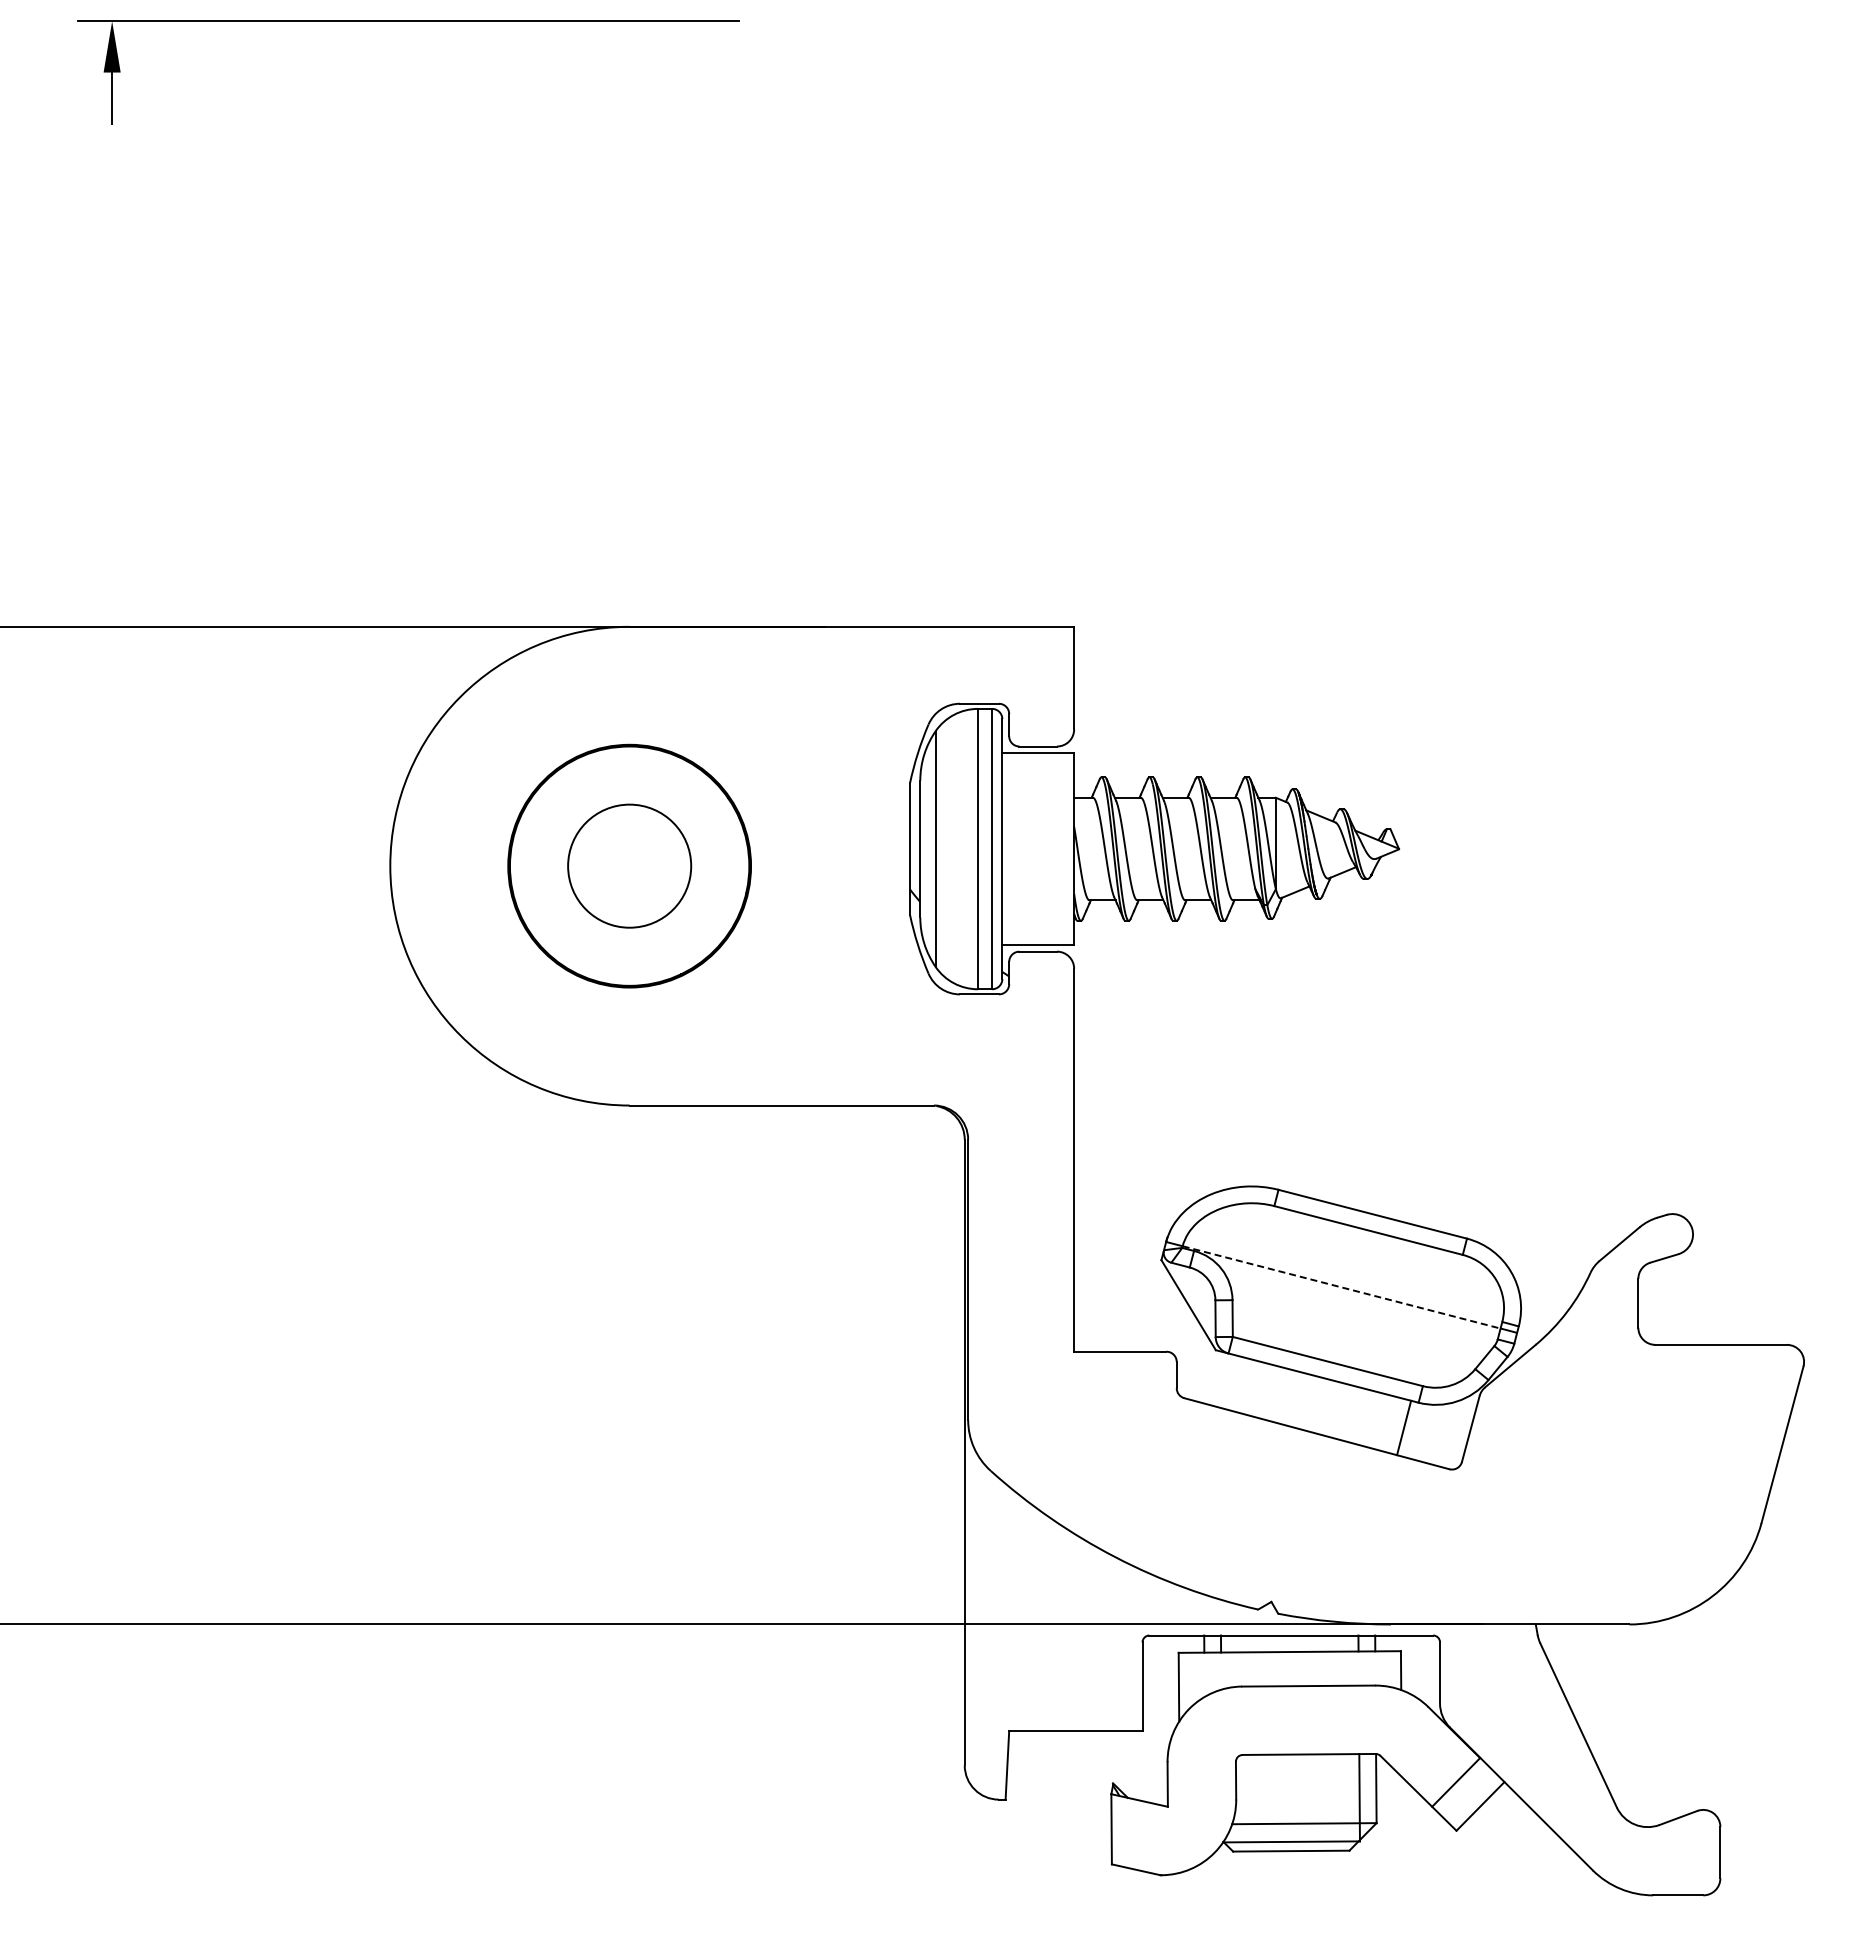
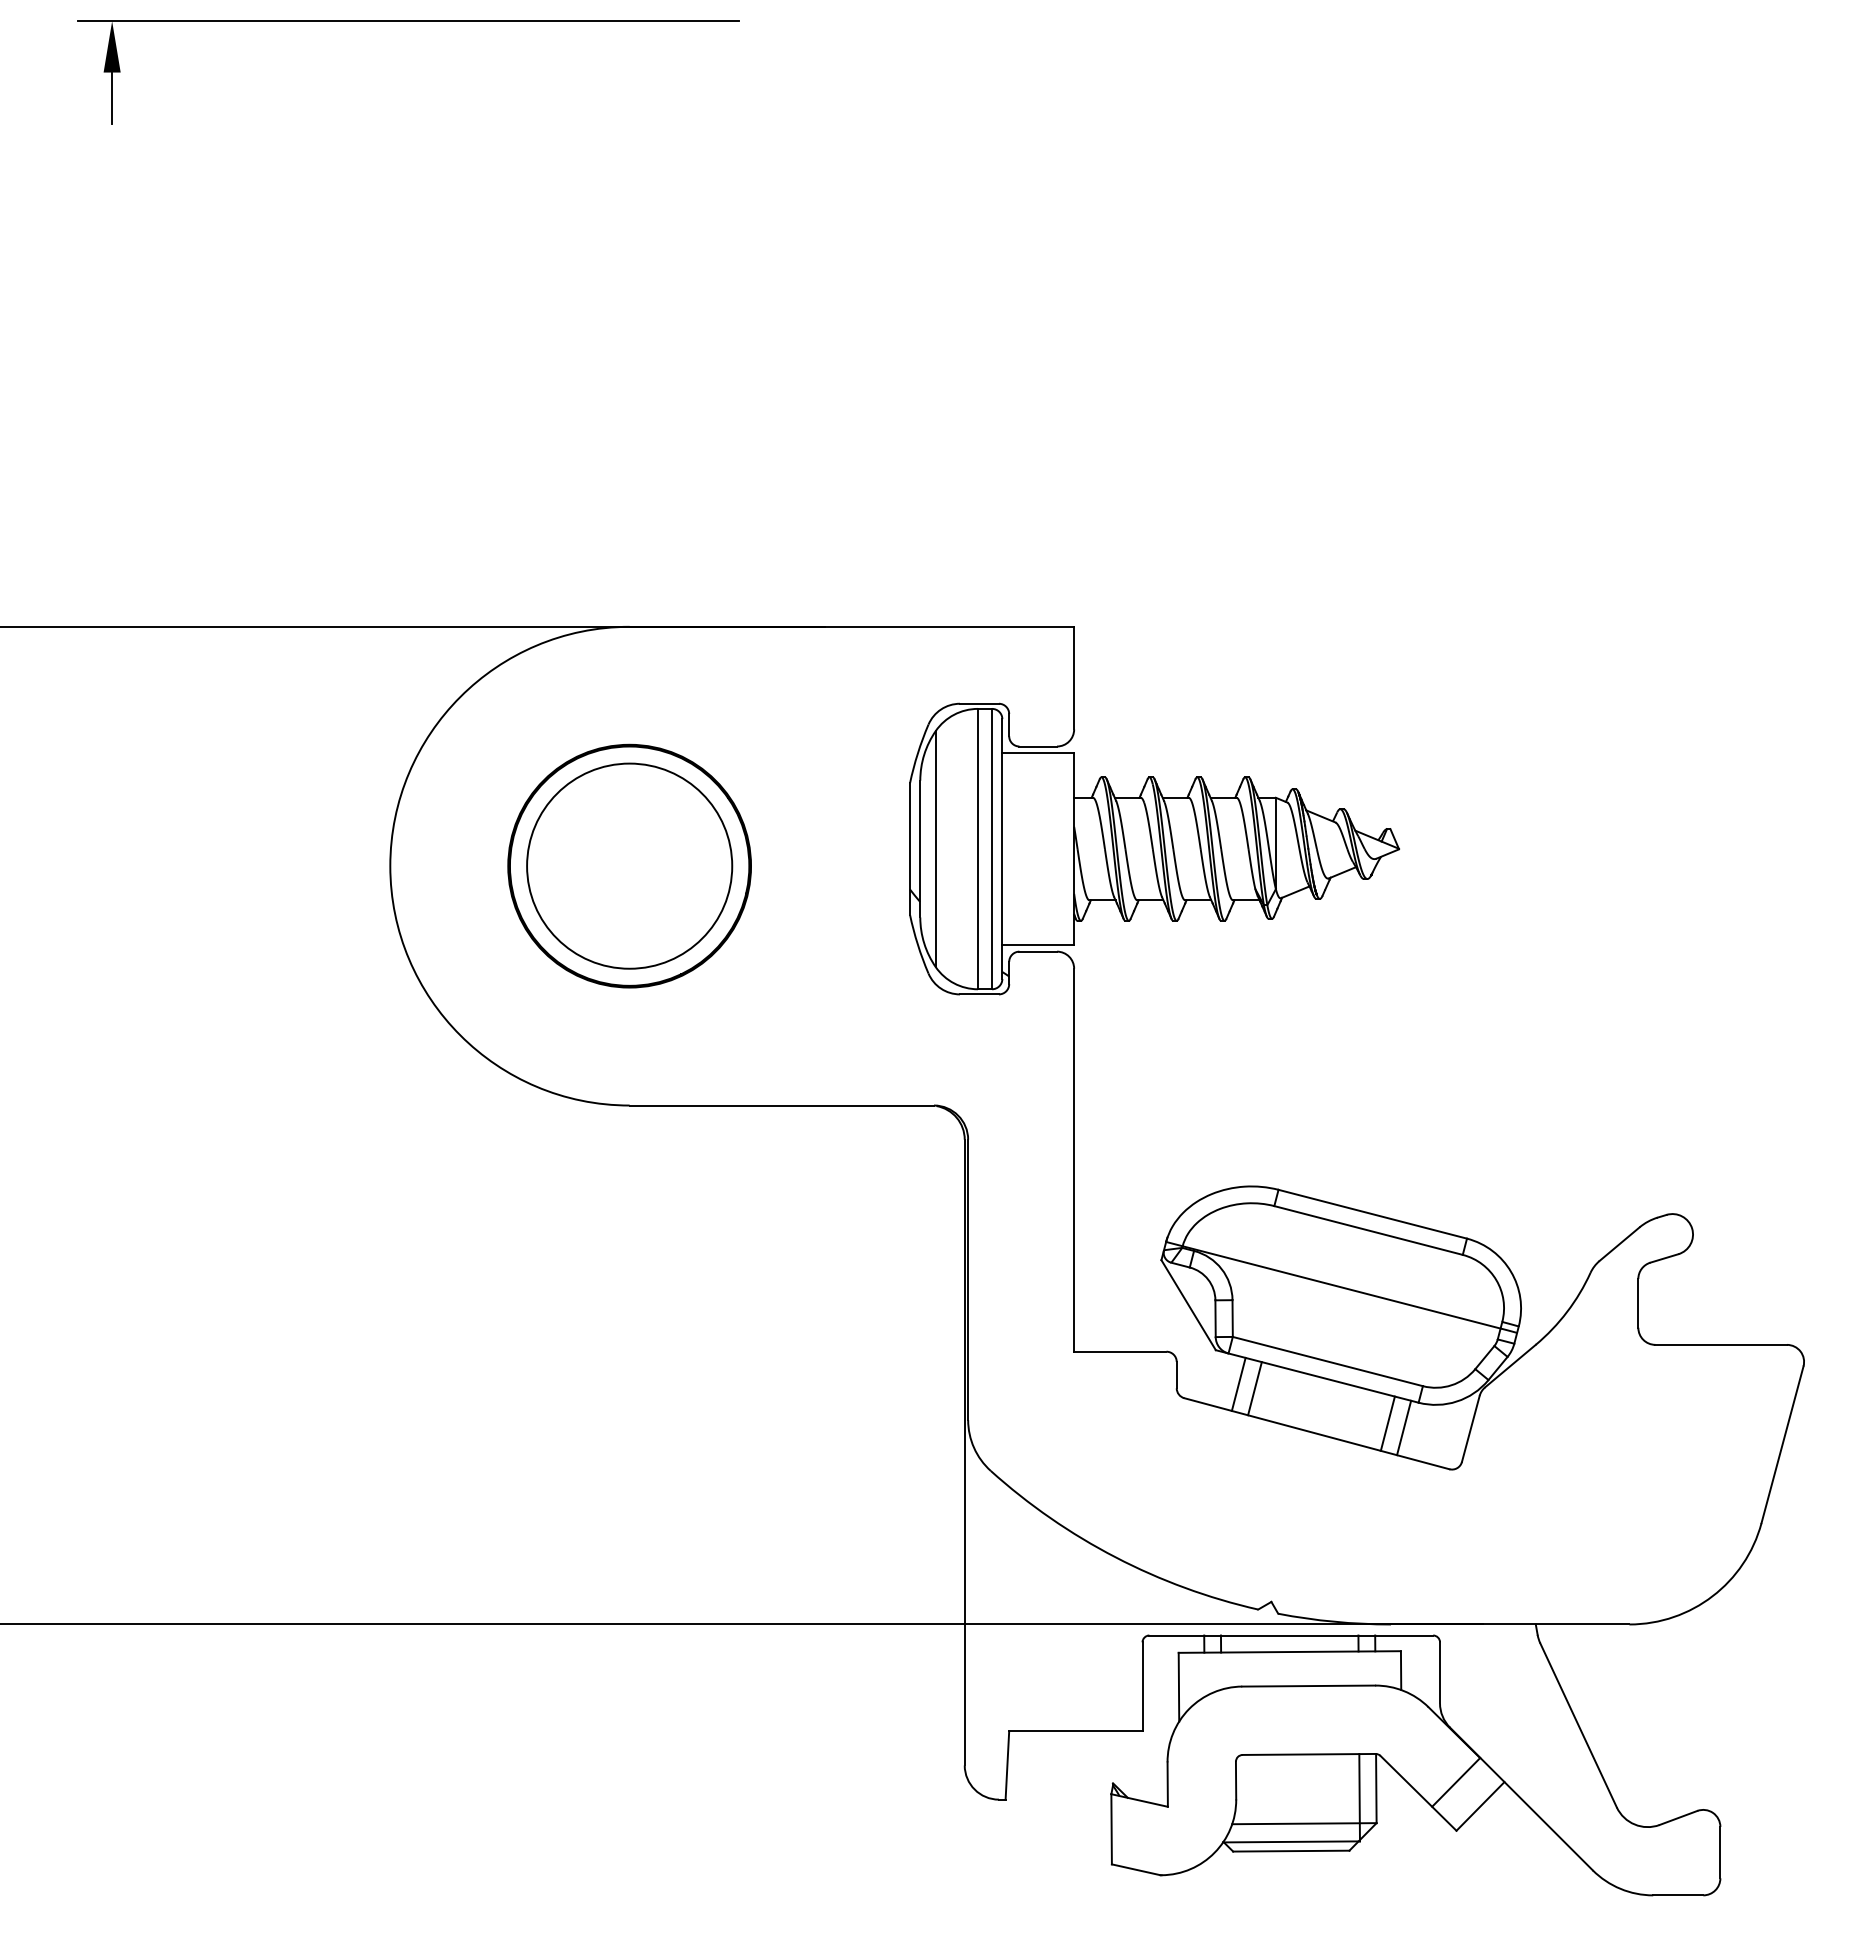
circle diameter: 123 px -> 205 px (629, 865)
line: dashed -> solid (1342, 1287)
line: none -> present (1238, 1383)
line: none -> present (1254, 1388)
line: none -> present (1387, 1423)
